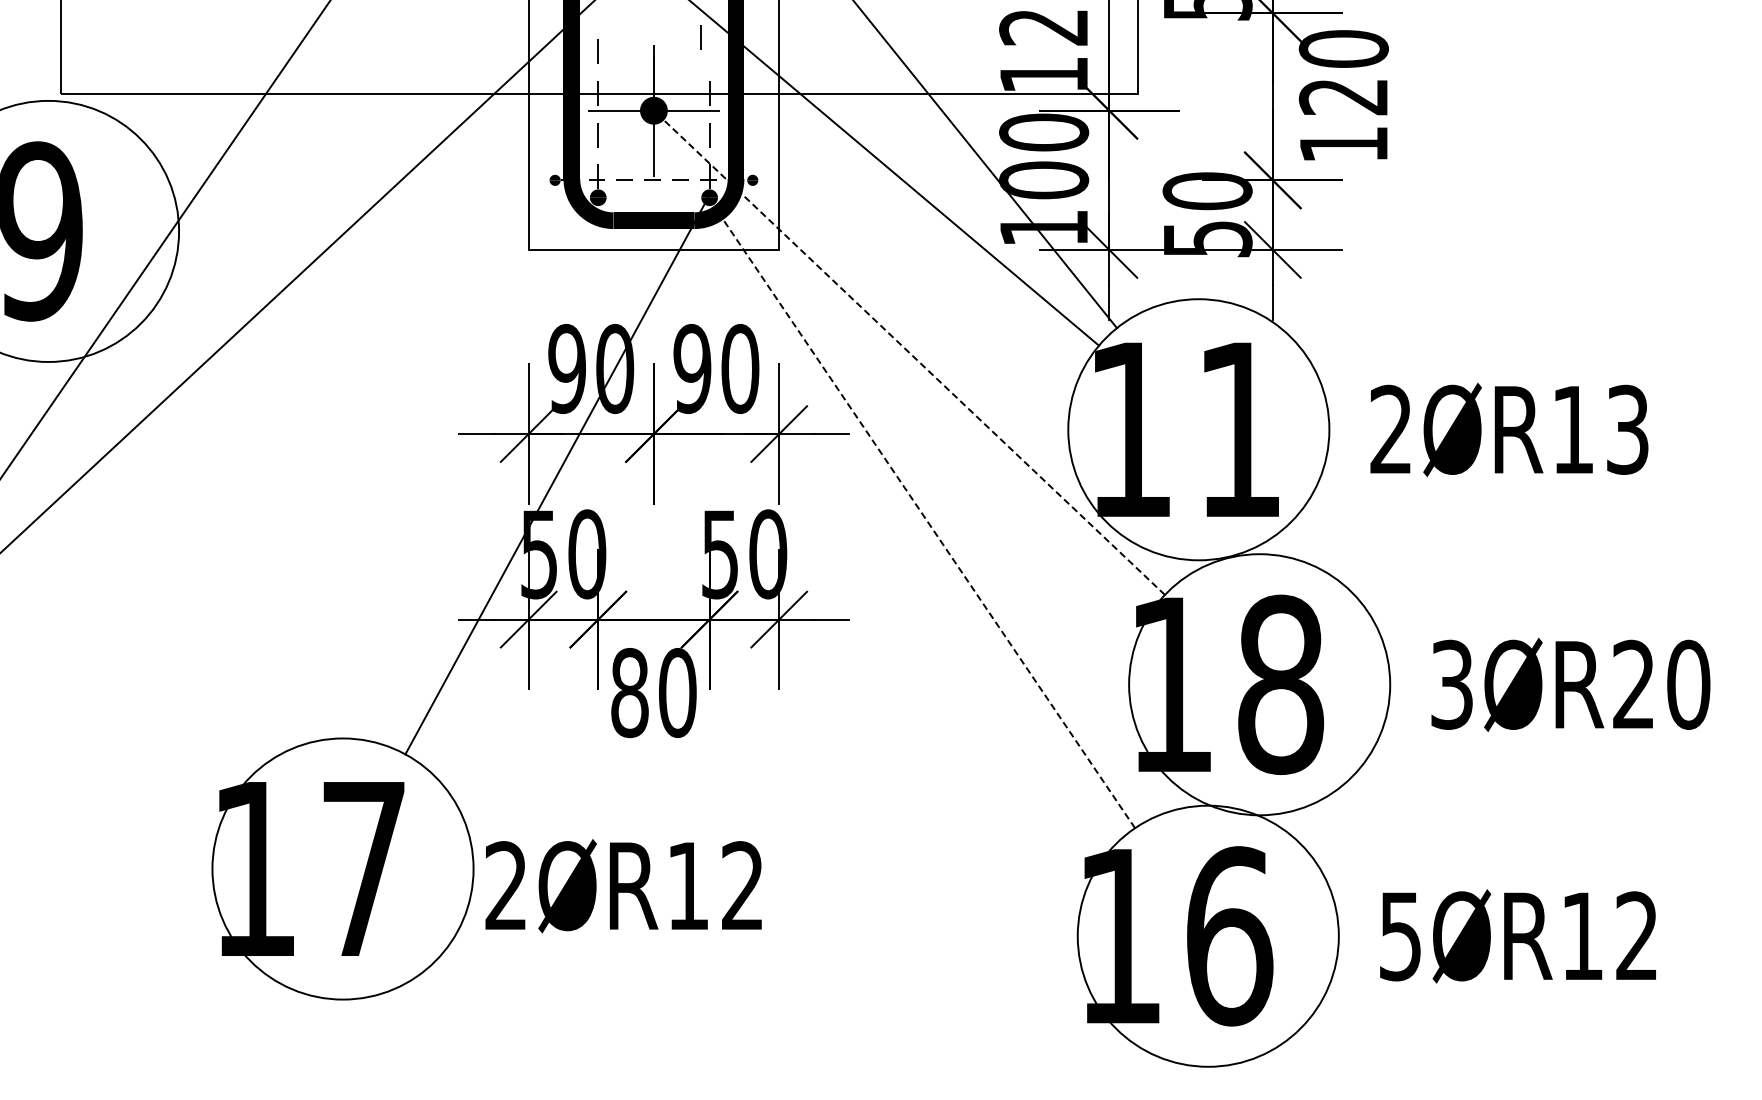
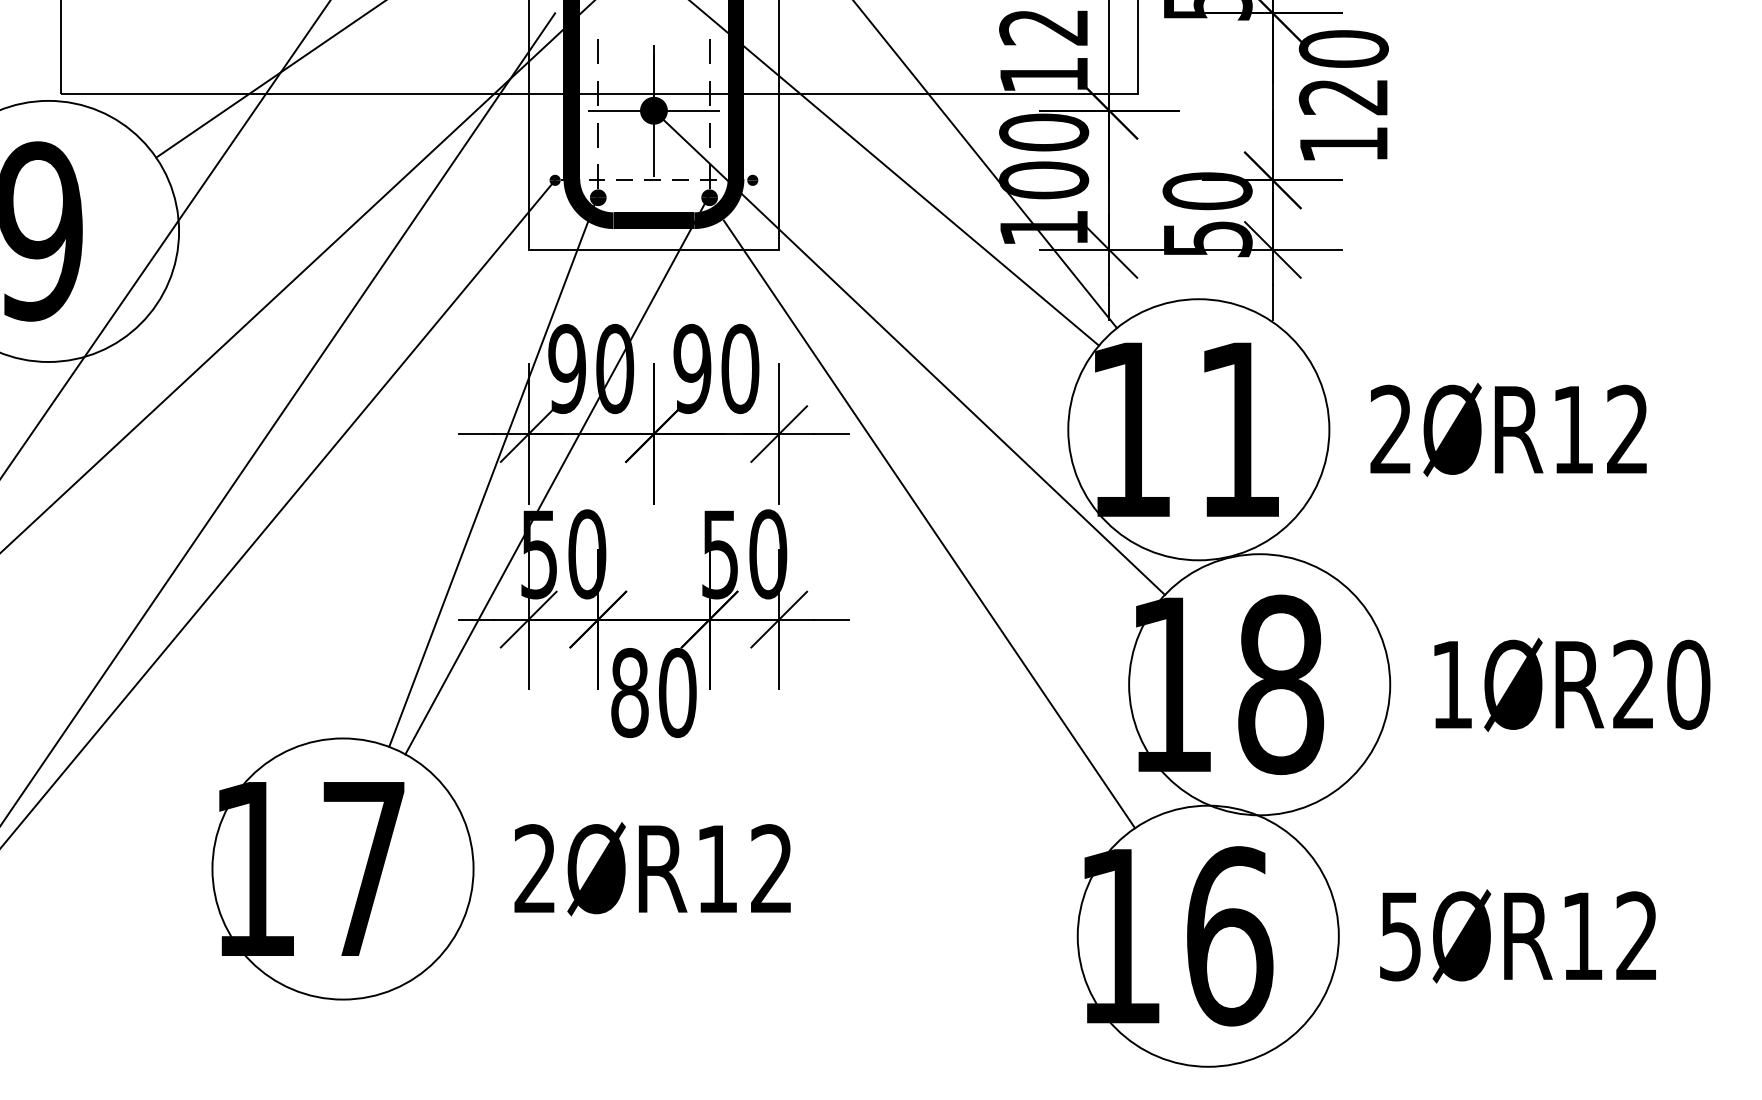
line position: (700, 37) -> (709, 51) (709, 51)
line: none -> present (269, 79)
line: dashed -> solid (909, 352)
line: none -> present (278, 418)
text: 2ØR13 -> 2ØR12 (1627, 429)
line: none -> present (493, 470)
line: none -> present (278, 513)
line: dashed -> solid (929, 524)
text: 3ØR20 -> 1ØR20 (1451, 684)
text position: (623, 886) -> (652, 869) (652, 869)
